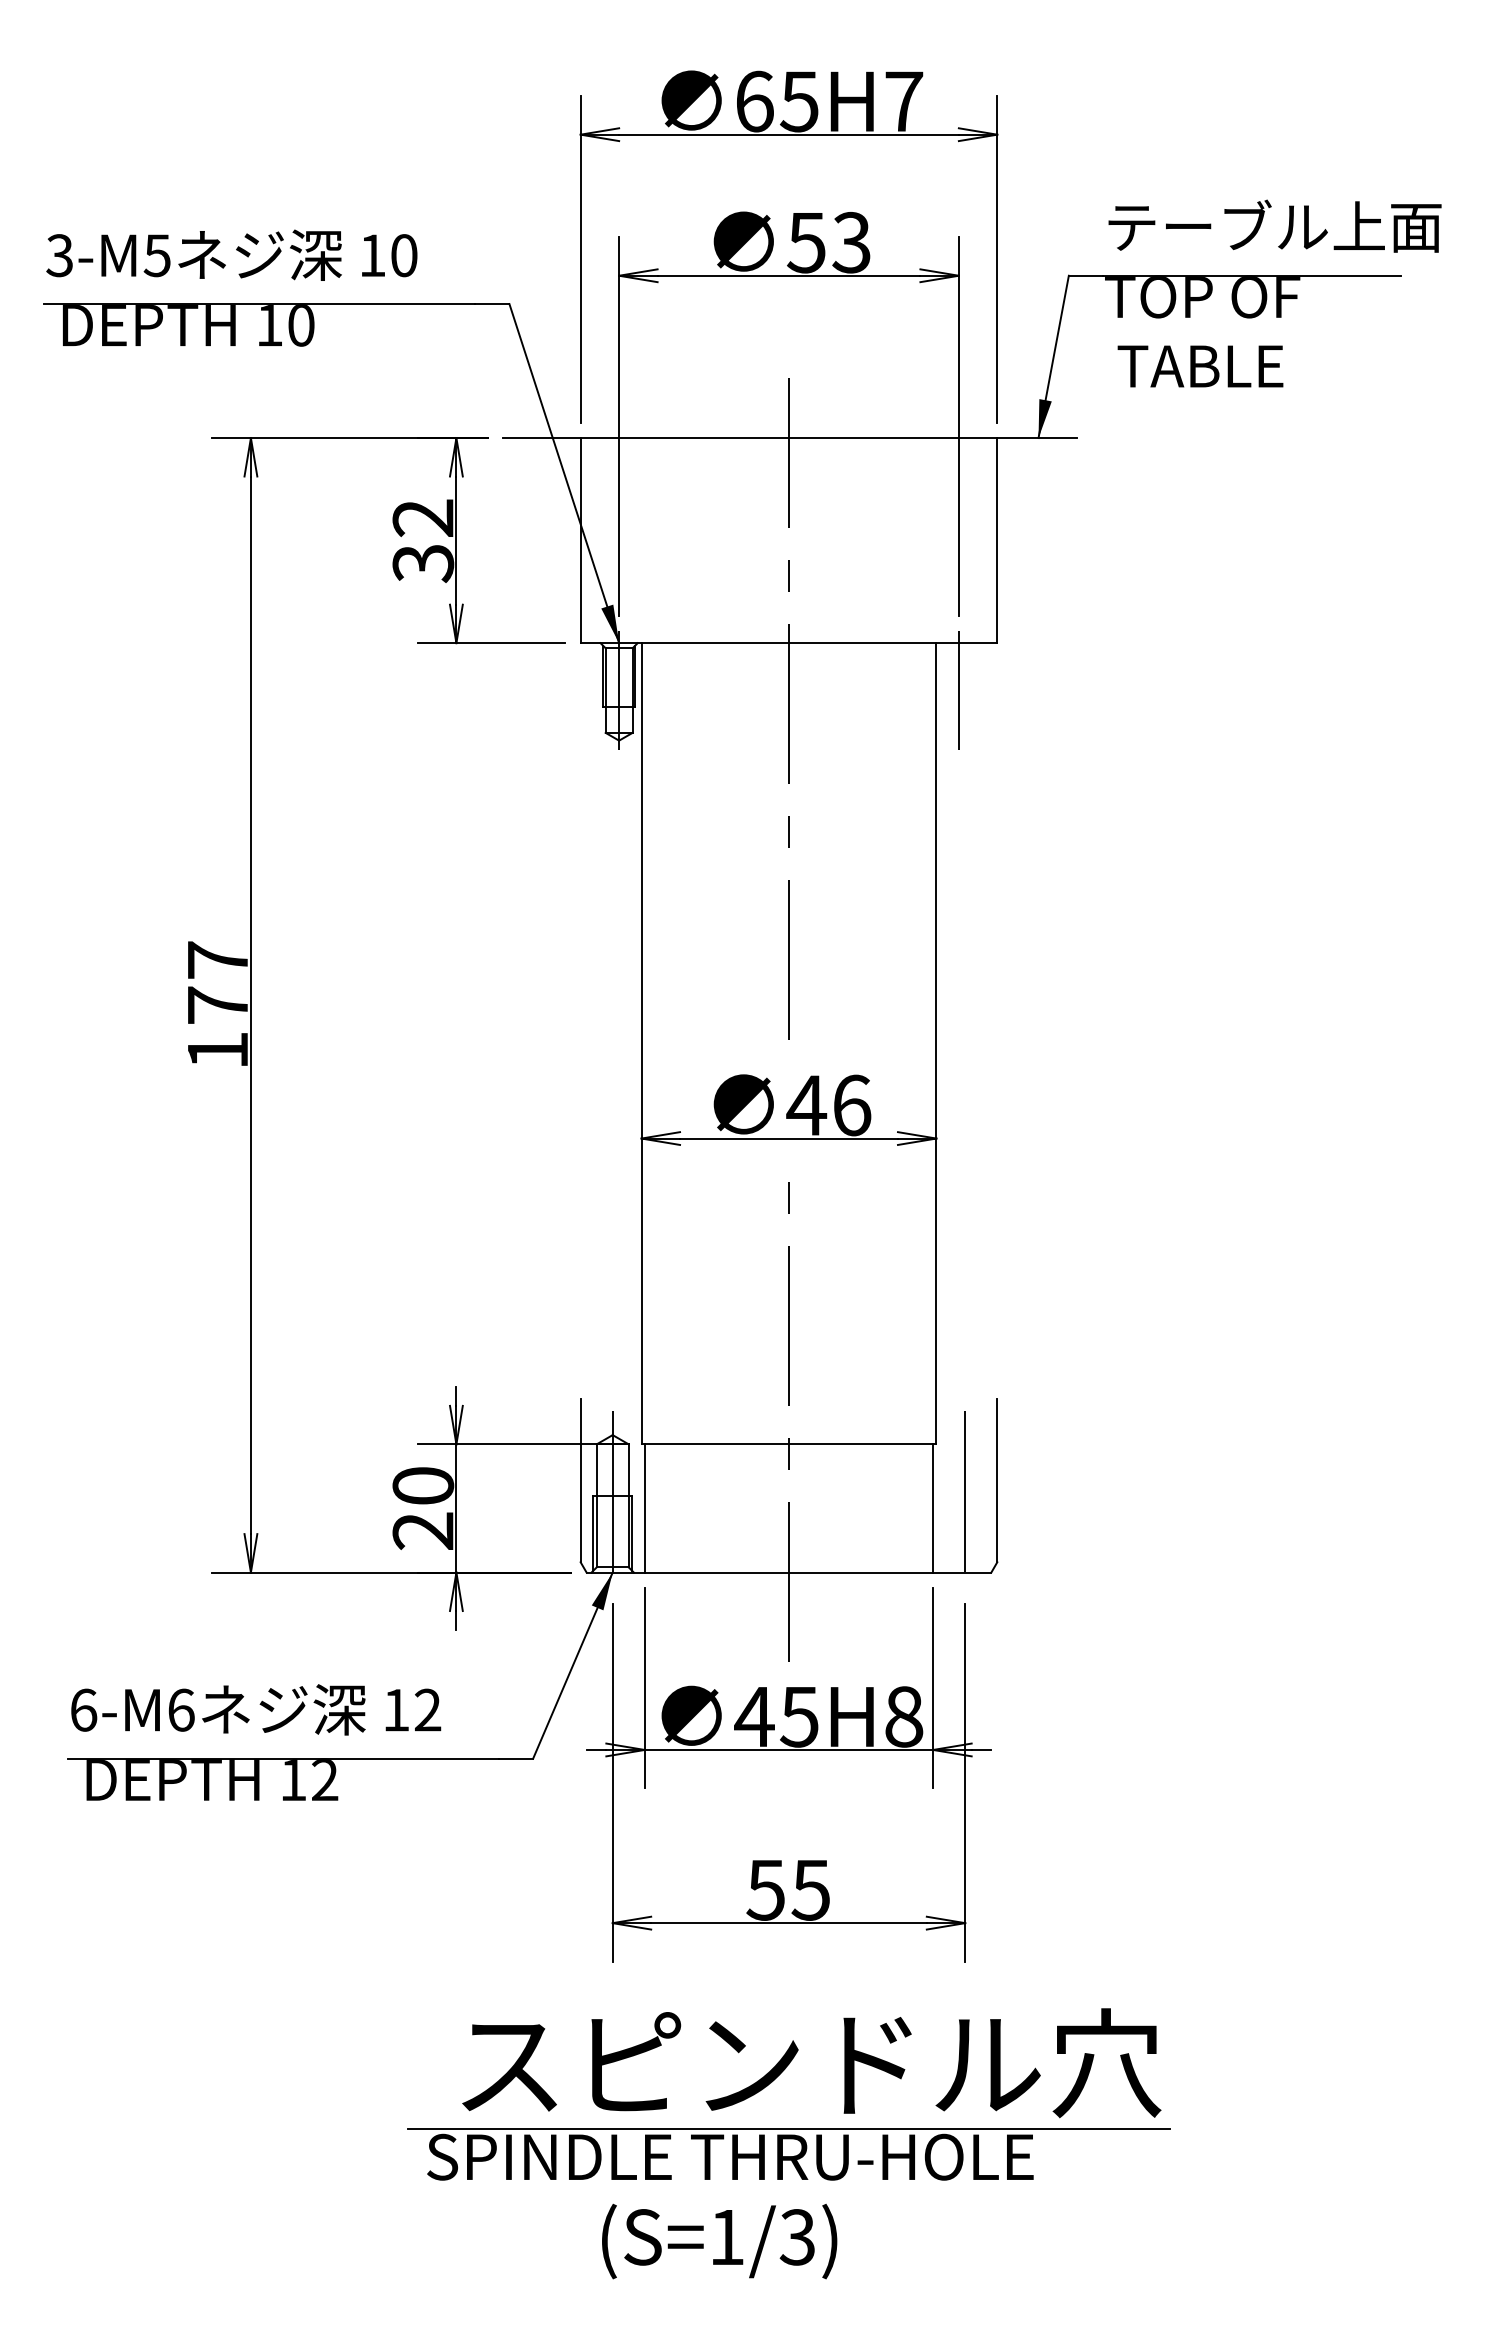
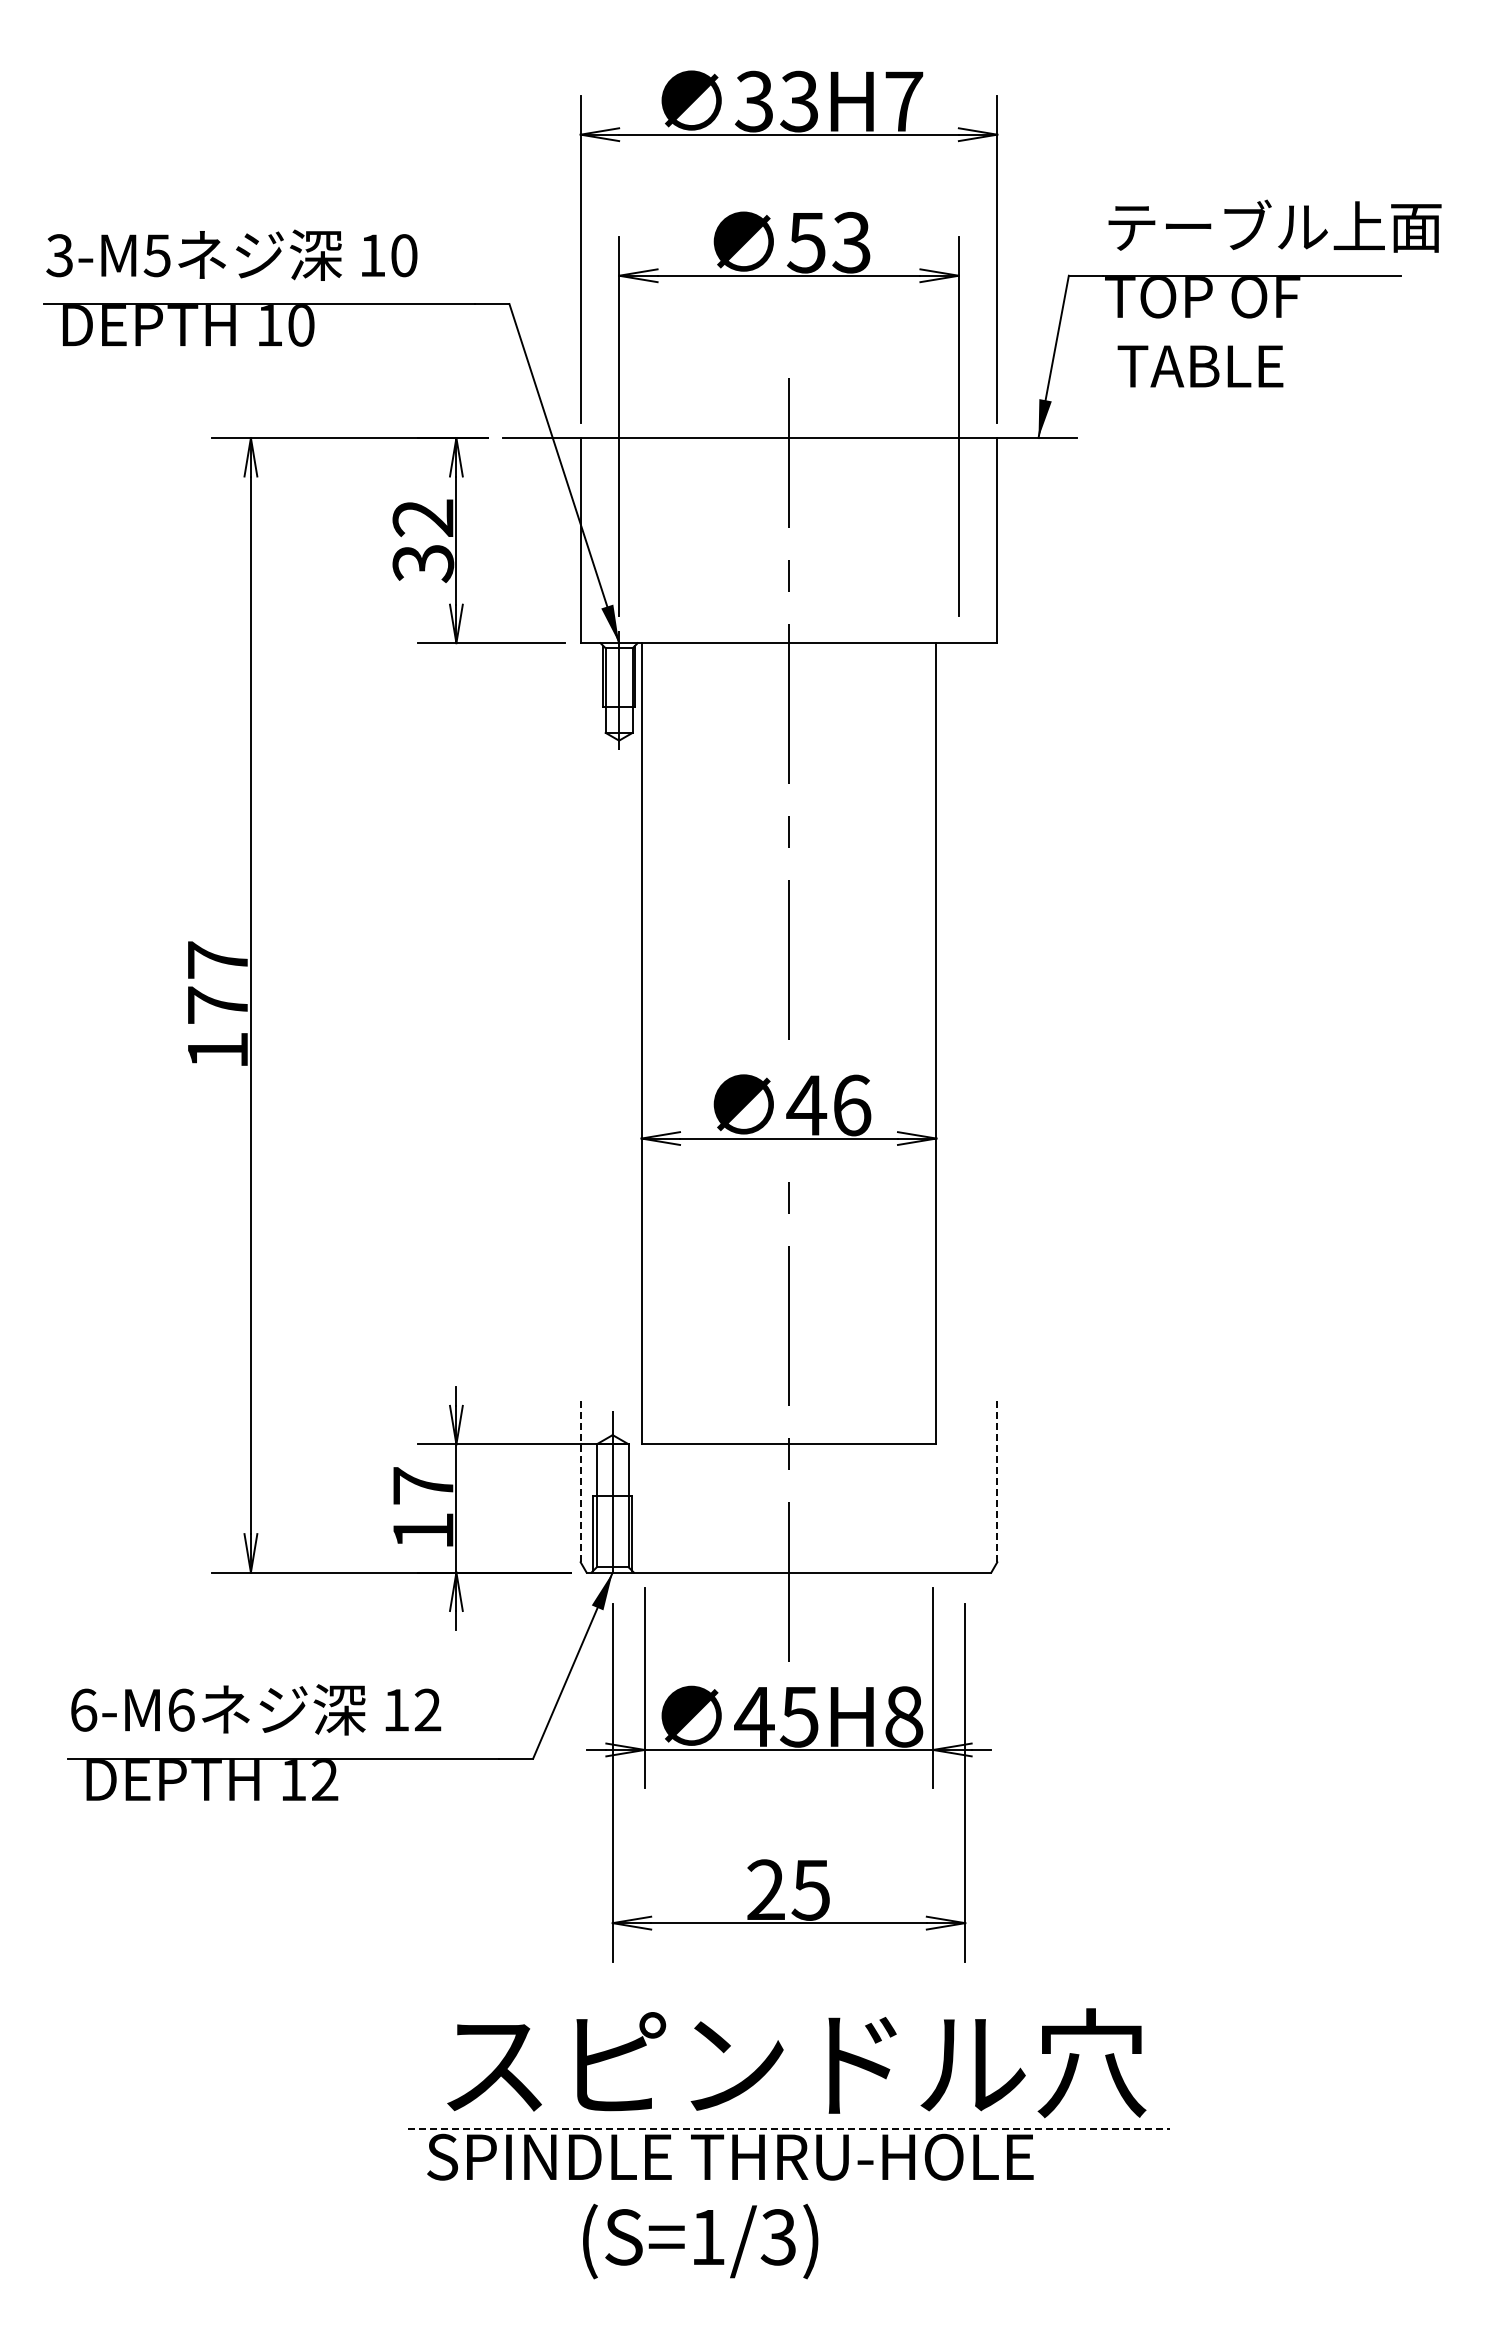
text: 65H7 -> 33H7 (776, 101)
line: present -> none (958, 690)
line: solid -> dashed (580, 1480)
line: solid -> dashed (997, 1480)
line: present -> none (965, 1499)
text: 20 -> 17 (423, 1508)
line: present -> none (644, 1508)
line: present -> none (933, 1508)
text: 55 -> 25 (765, 1889)
text position: (811, 2063) -> (796, 2063) (796, 2063)
line: solid -> dashed (789, 2128)
text position: (719, 2241) -> (700, 2241) (700, 2241)
